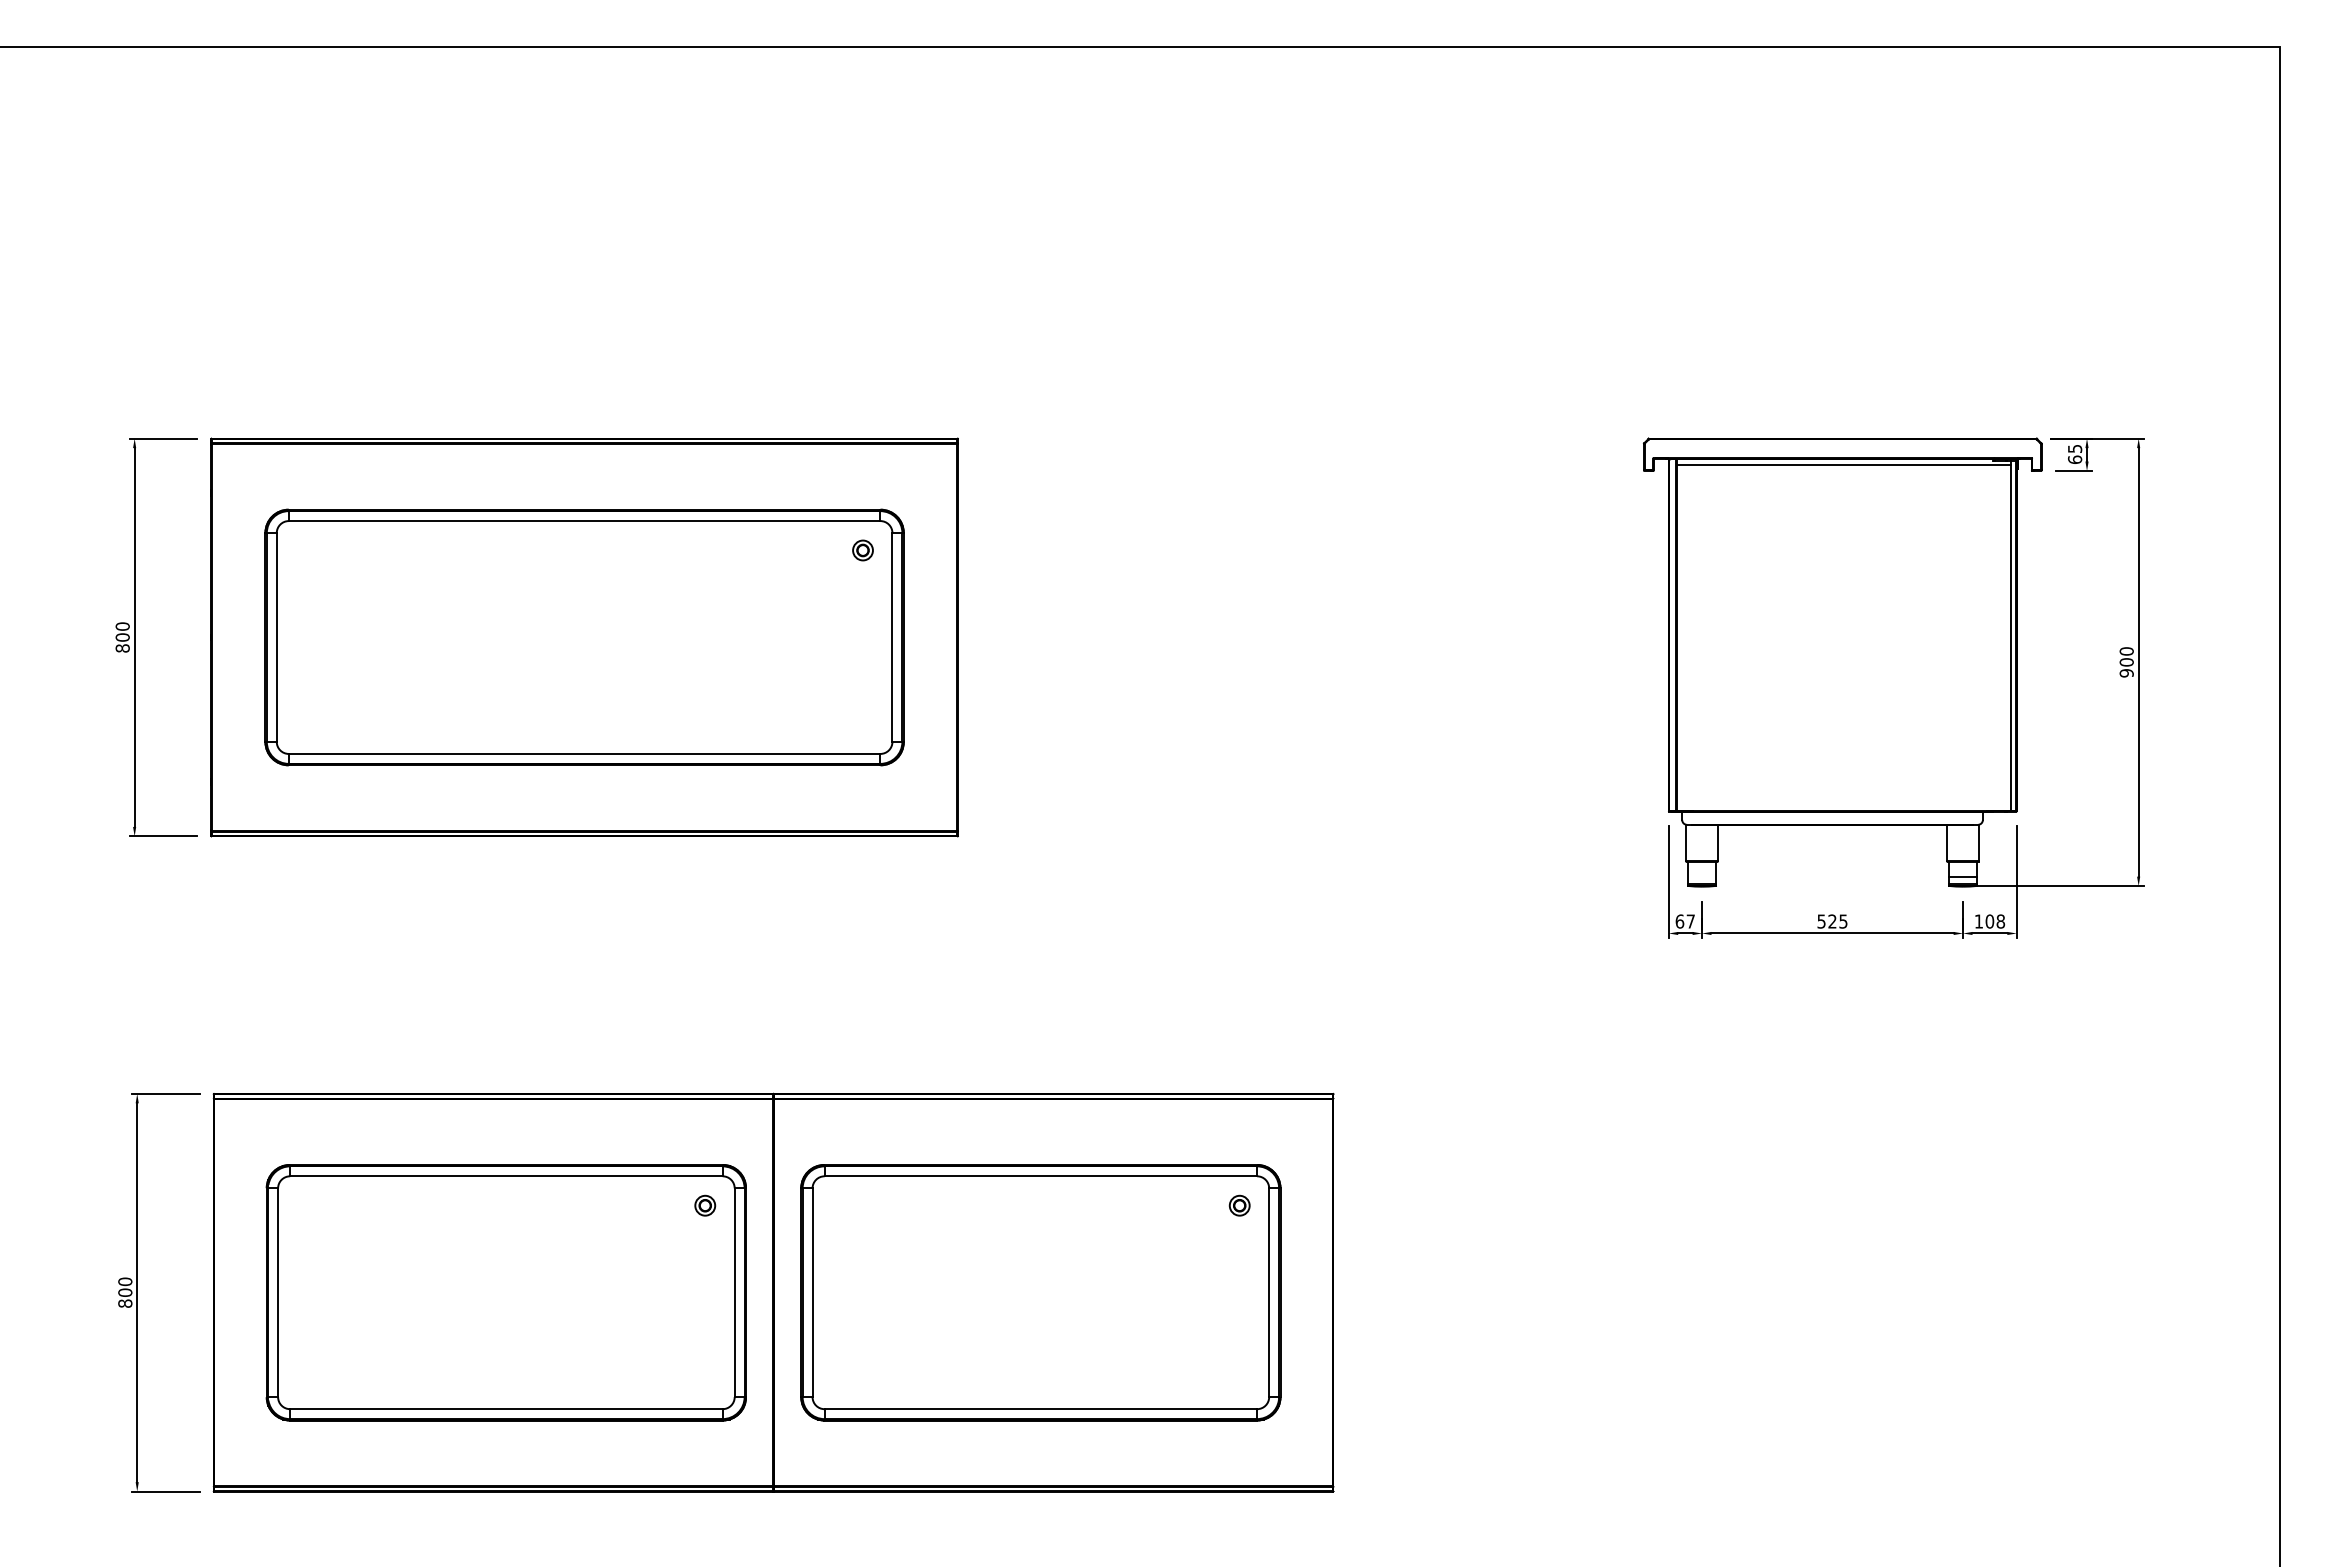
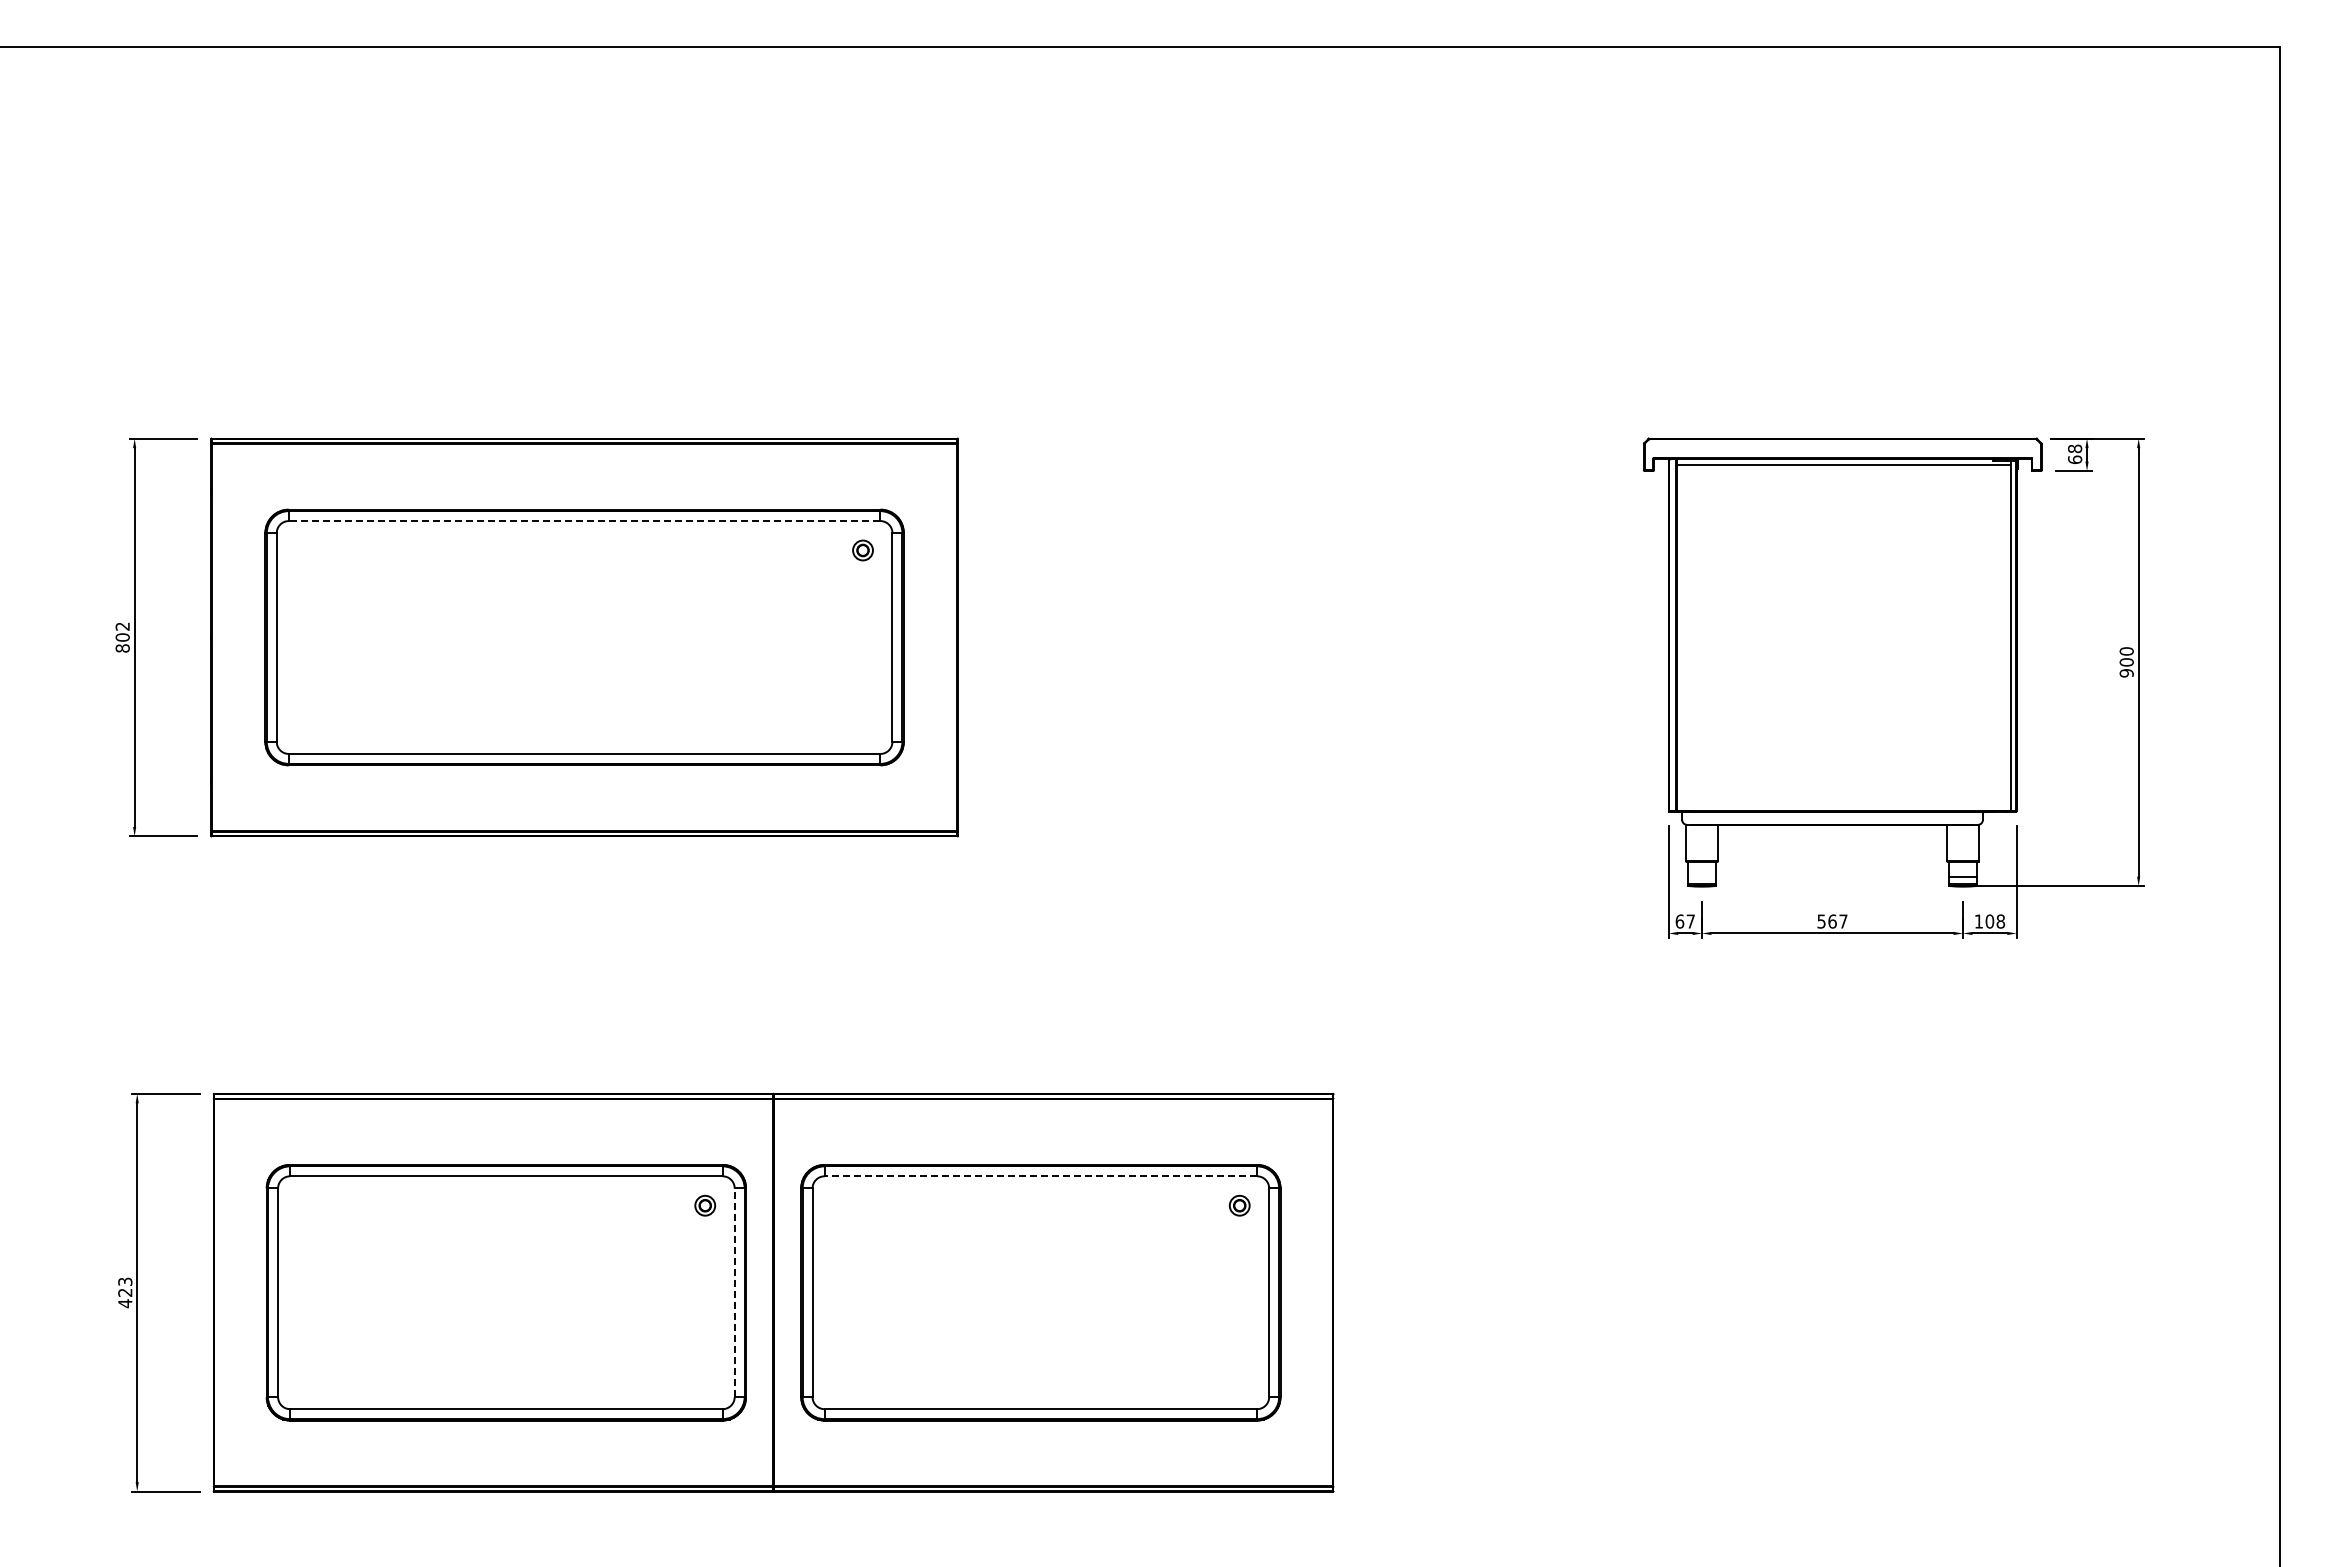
text: 65 -> 68 (2075, 448)
line: solid -> dashed (584, 521)
text: 800 -> 802 (122, 626)
text: 525 -> 567 (1837, 921)
line: solid -> dashed (1040, 1176)
text: 800 -> 423 (125, 1292)
line: solid -> dashed (734, 1292)
